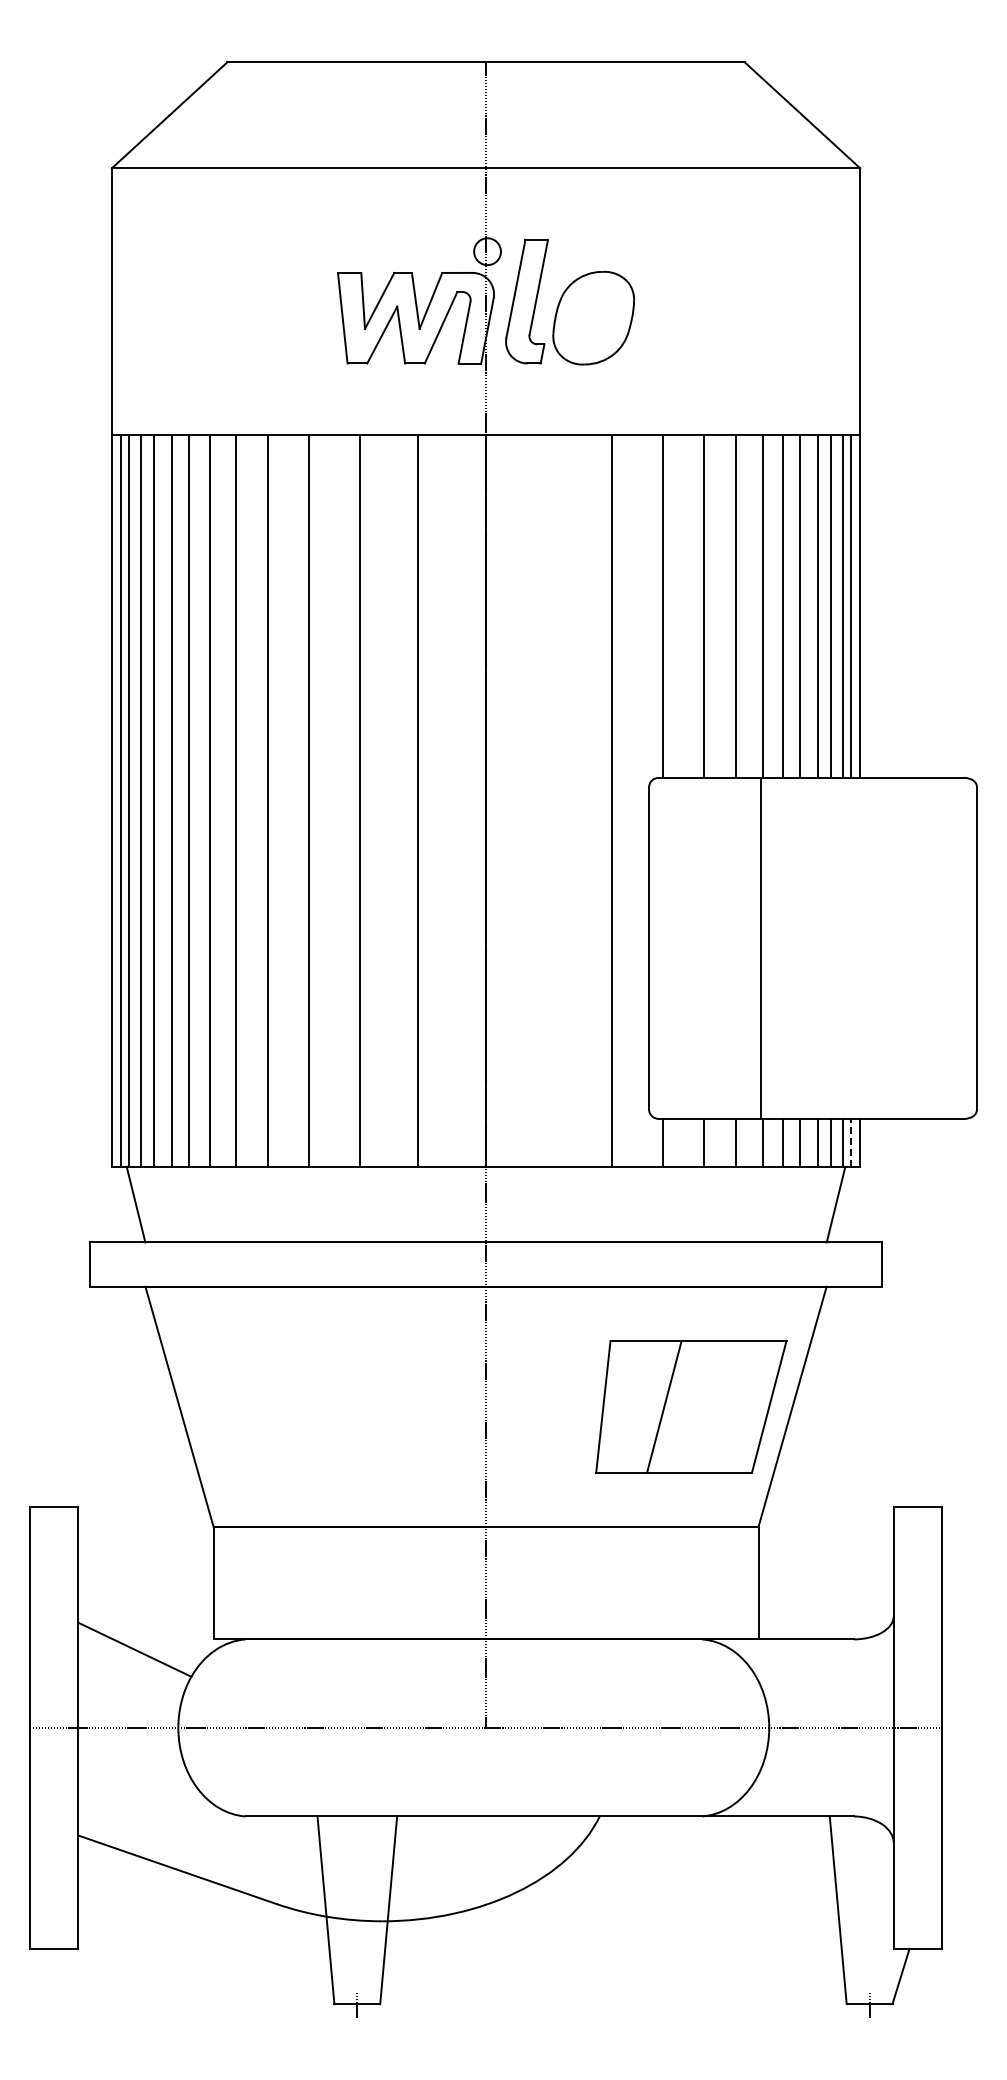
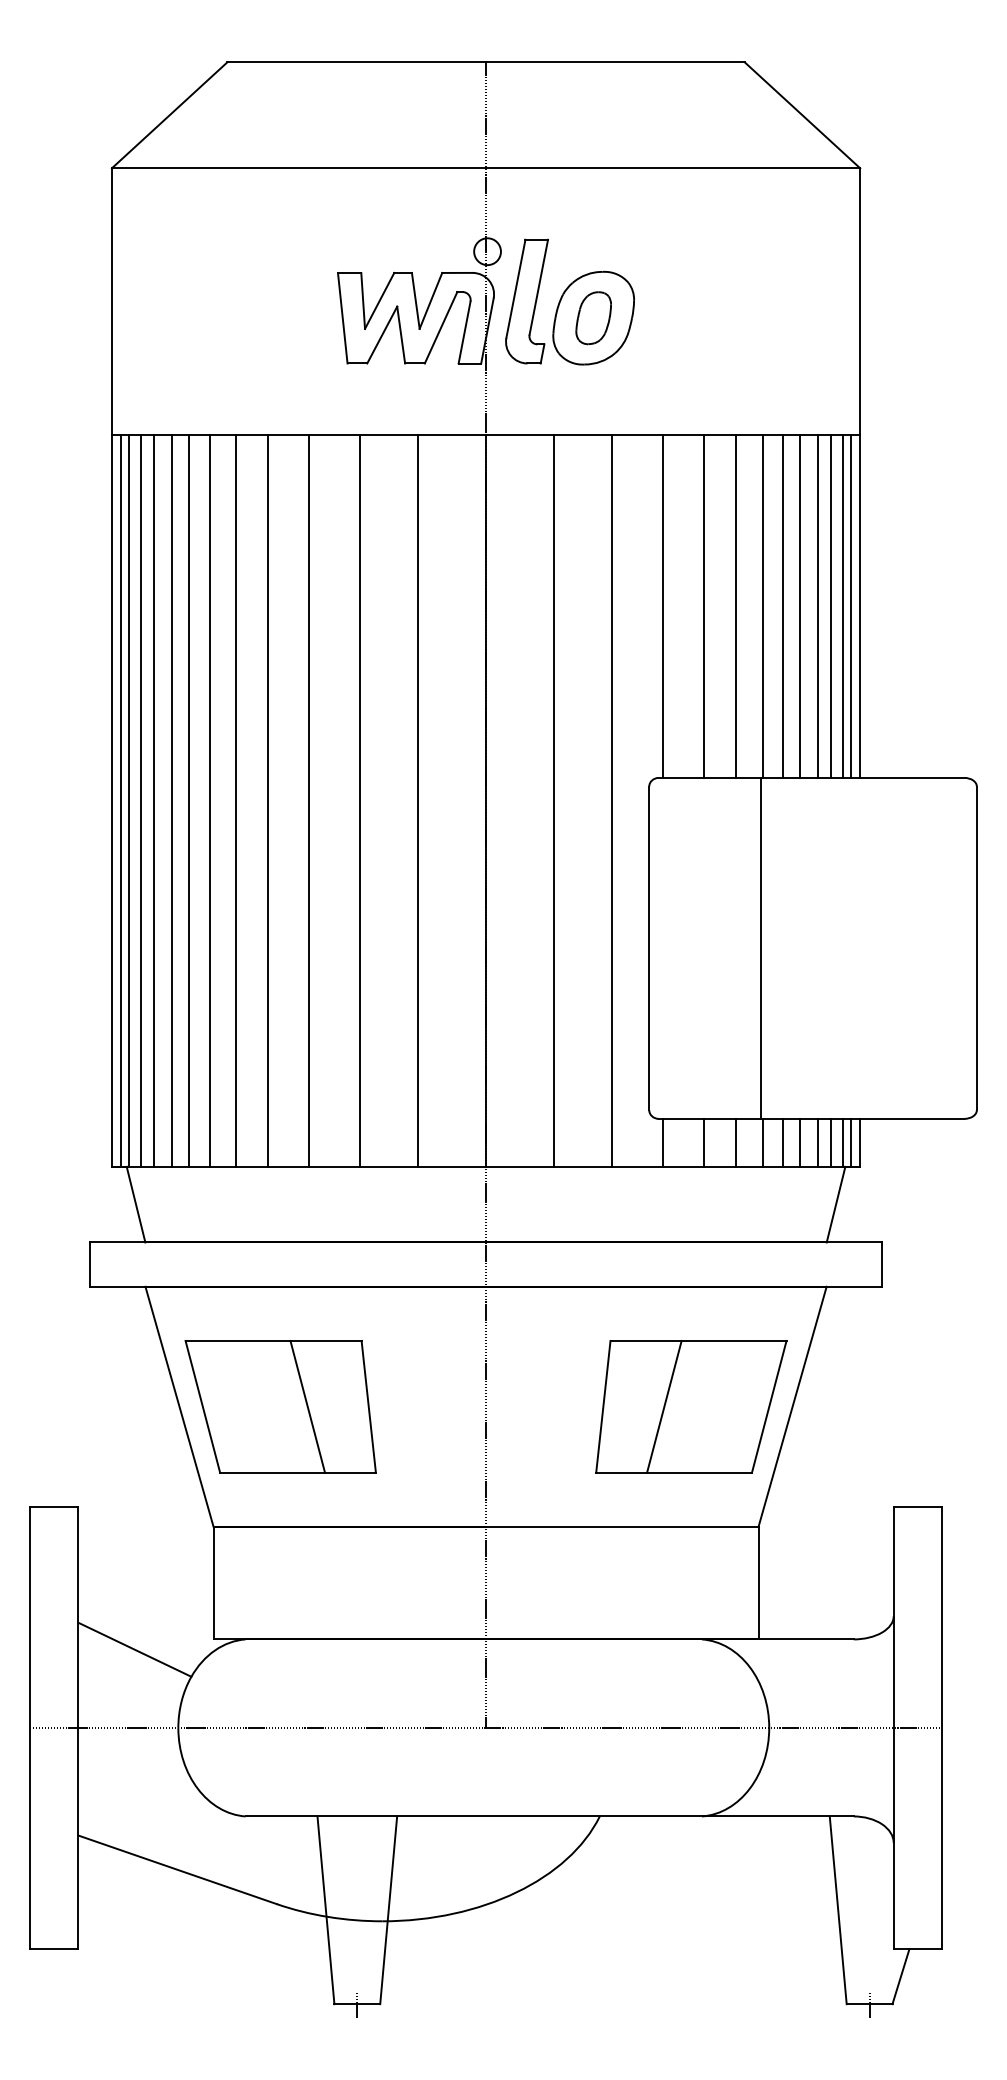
part: none -> present (593, 318)
line: none -> present (553, 800)
line: dashed -> solid (850, 1142)
part: none -> present (280, 1406)
